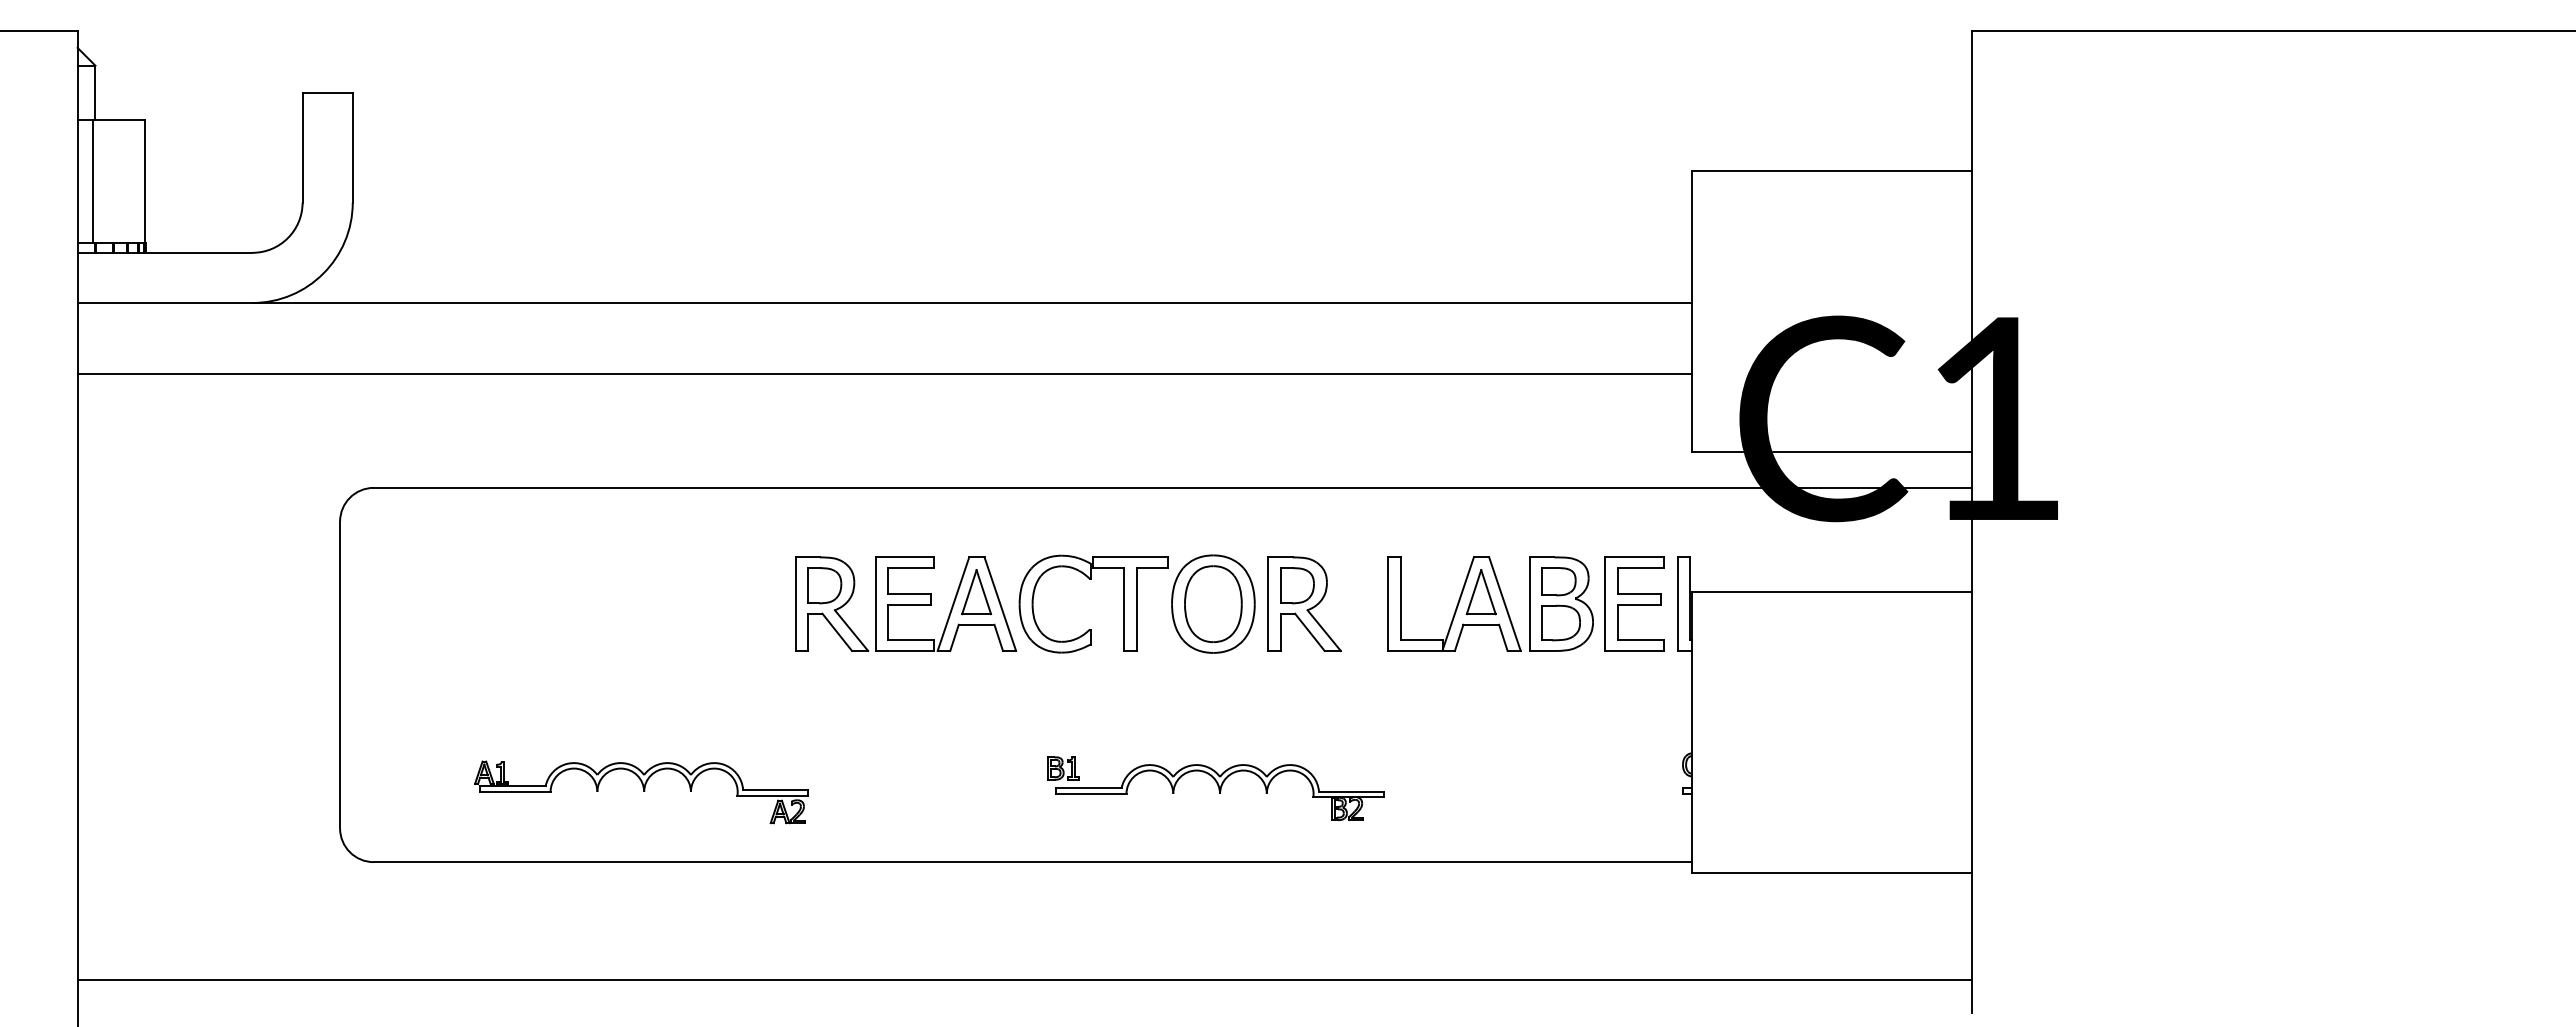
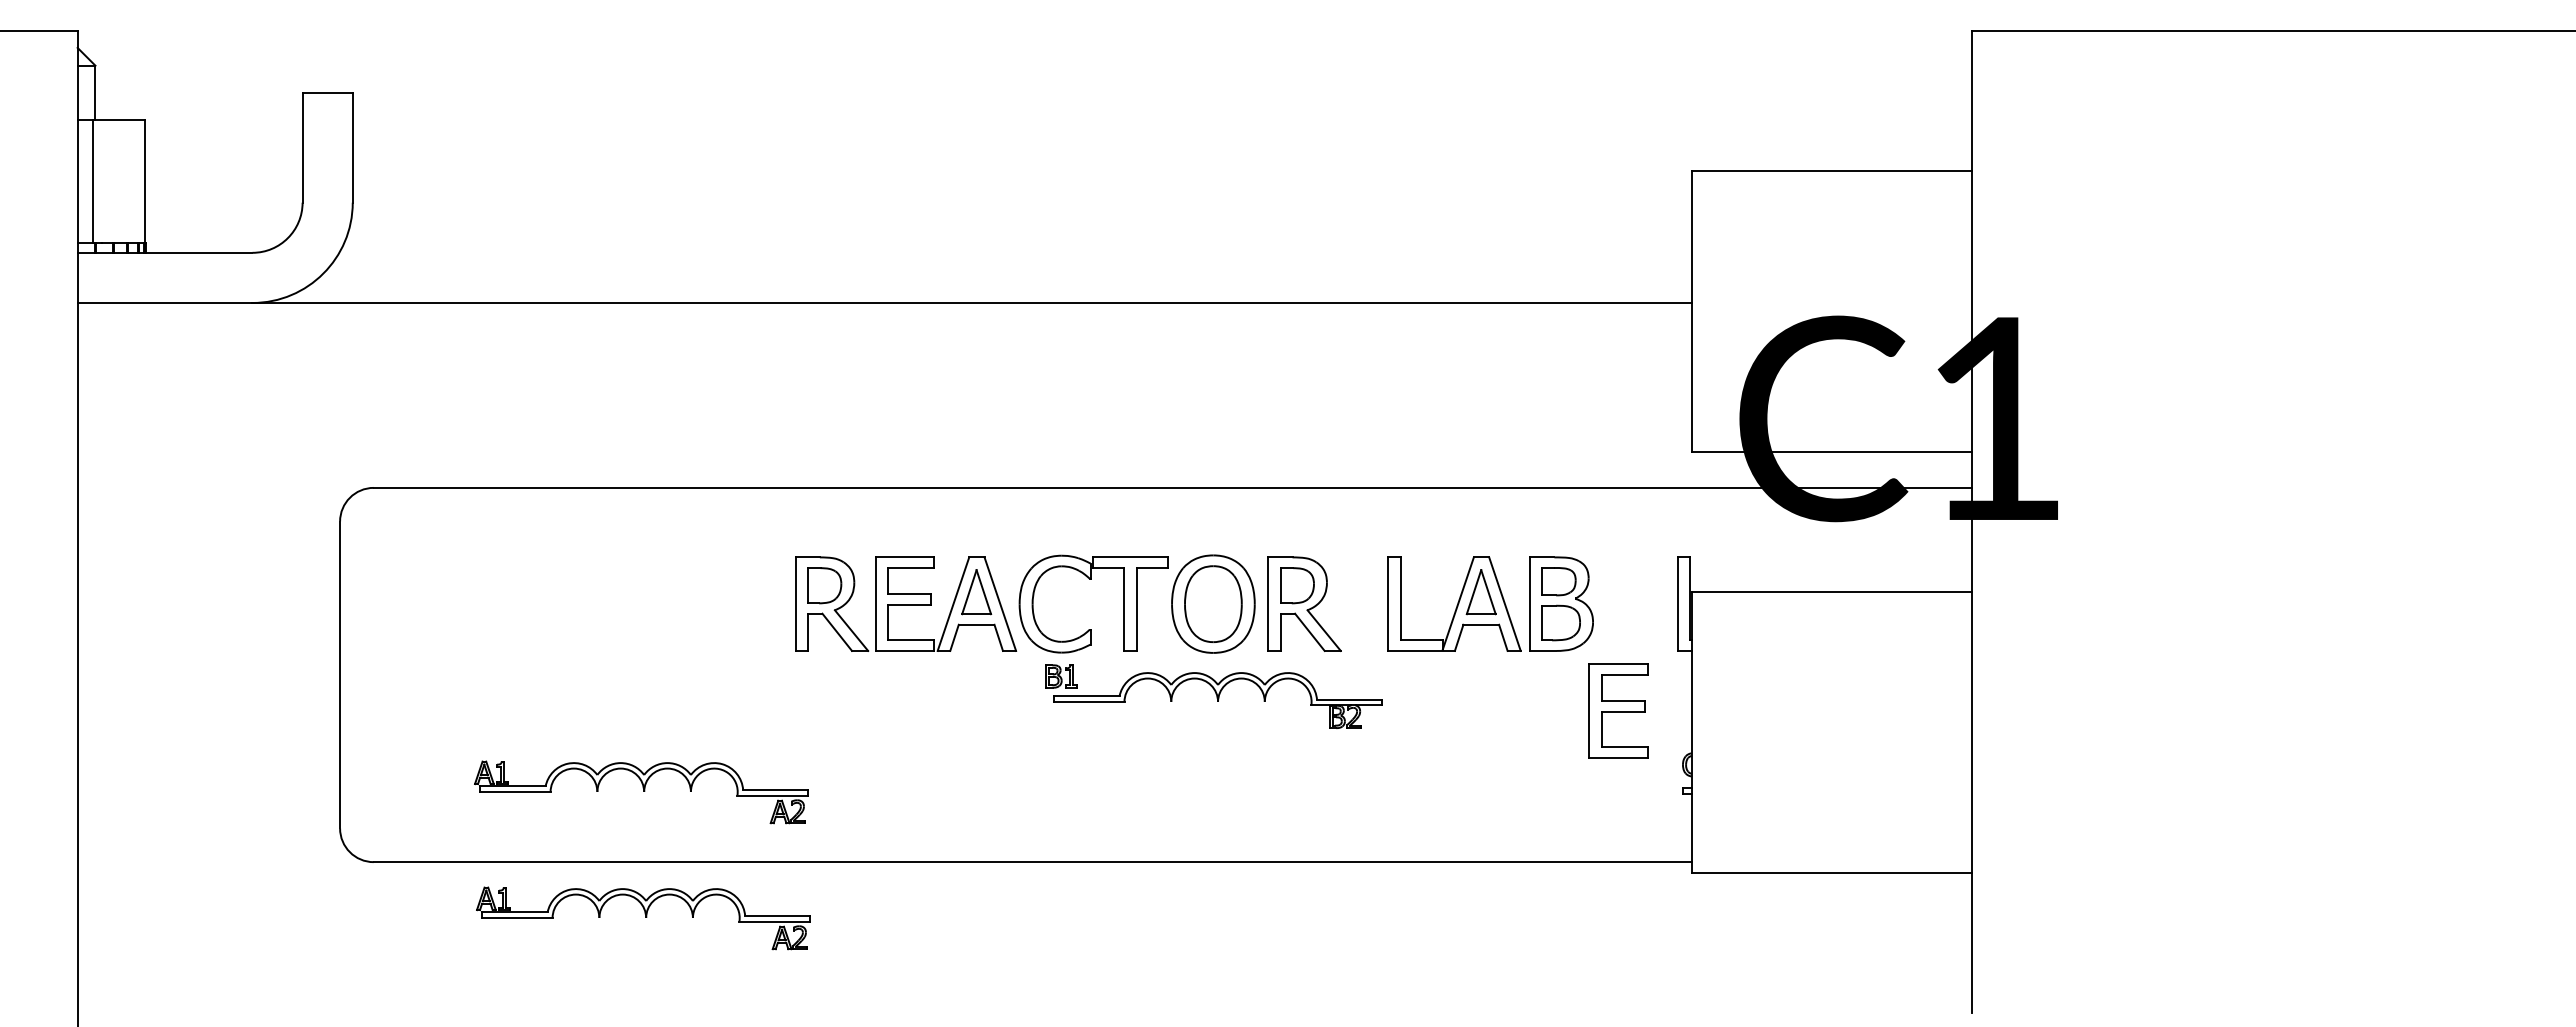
line: present -> none (884, 374)
part position: (1634, 603) -> (1618, 710) (1618, 710)
part position: (1215, 788) -> (1213, 696) (1213, 696)
part: none -> present (643, 918)
line: present -> none (1024, 980)
